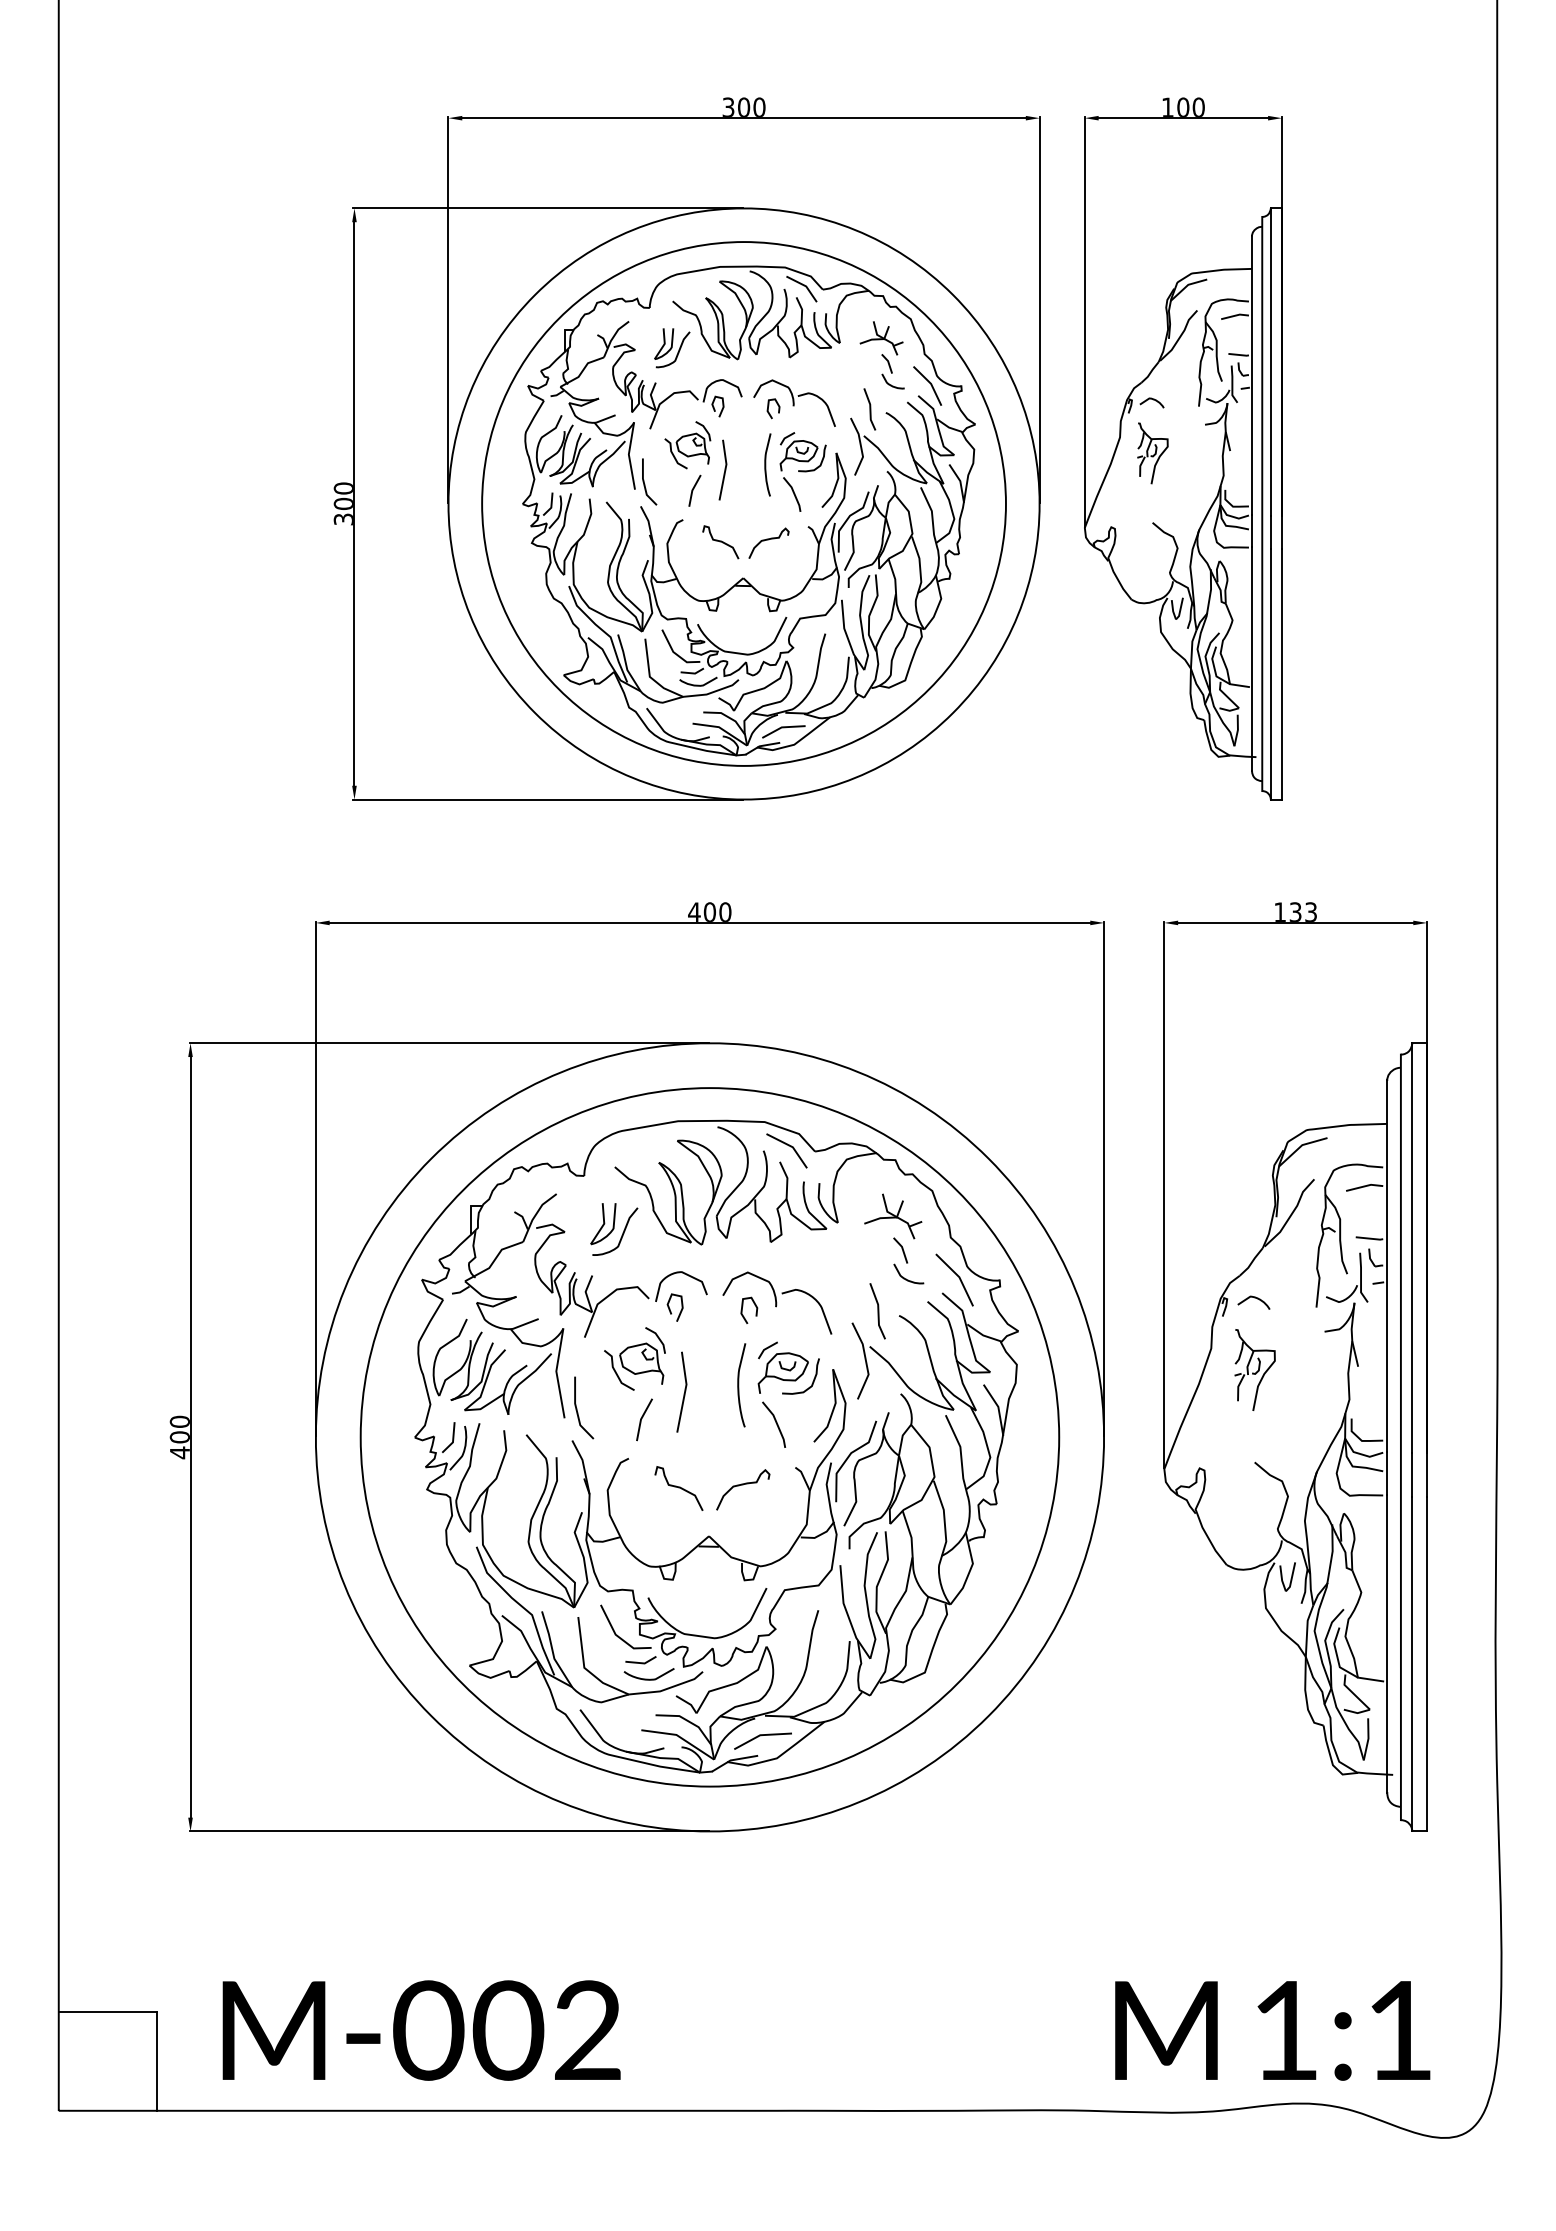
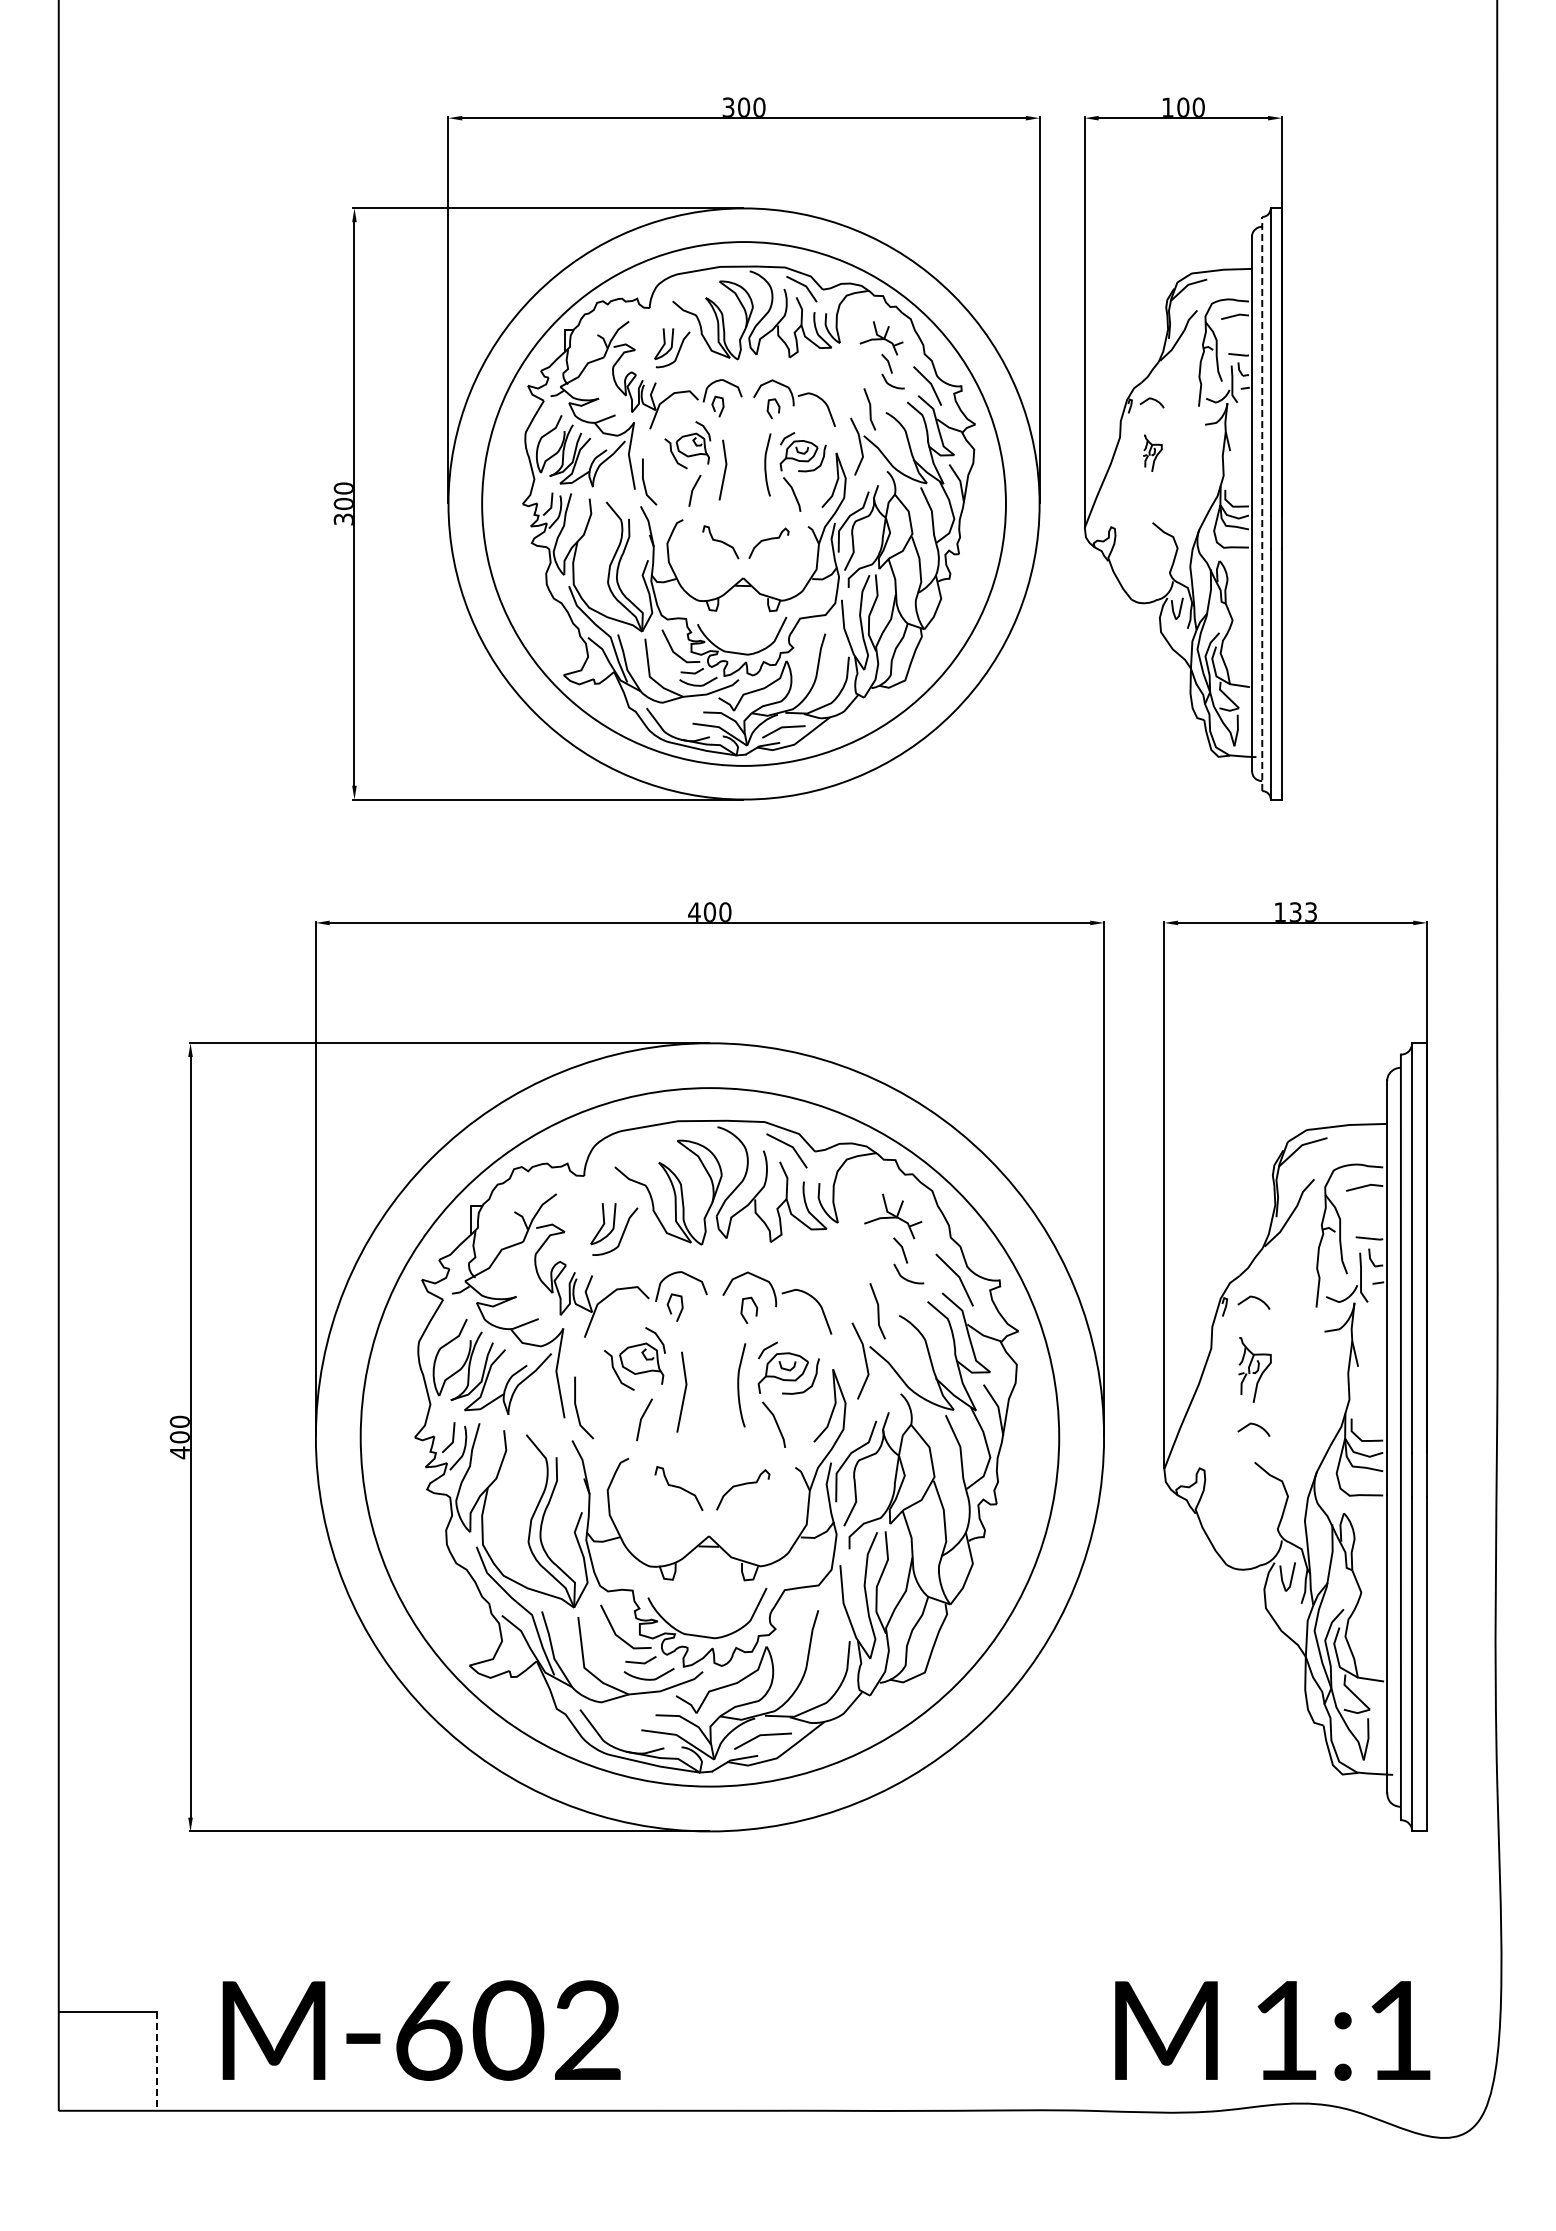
part size: 32x63 px -> 20x38 px (1152, 452)
line: solid -> dashed (1262, 503)
part size: 42x82 px -> 34x66 px (1254, 1369)
curve: none -> present (1254, 1425)
text: M-002 -> M-602 (428, 2030)
line: solid -> dashed (157, 2062)
